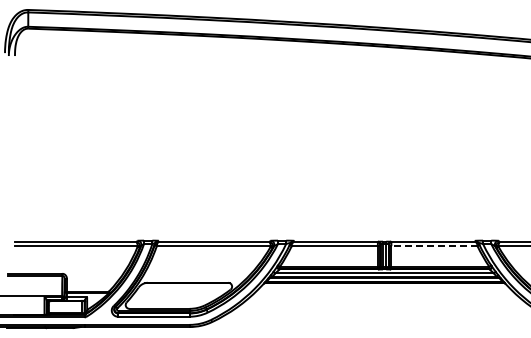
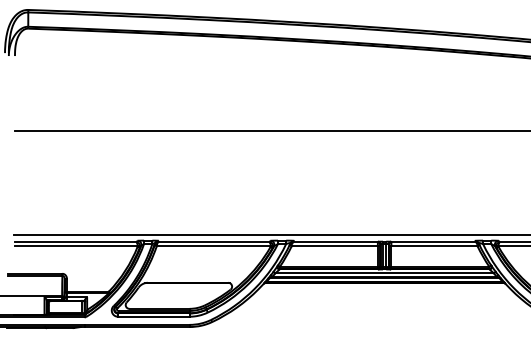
line: none -> present (271, 131)
line: none -> present (270, 234)
line: dashed -> solid (433, 246)
